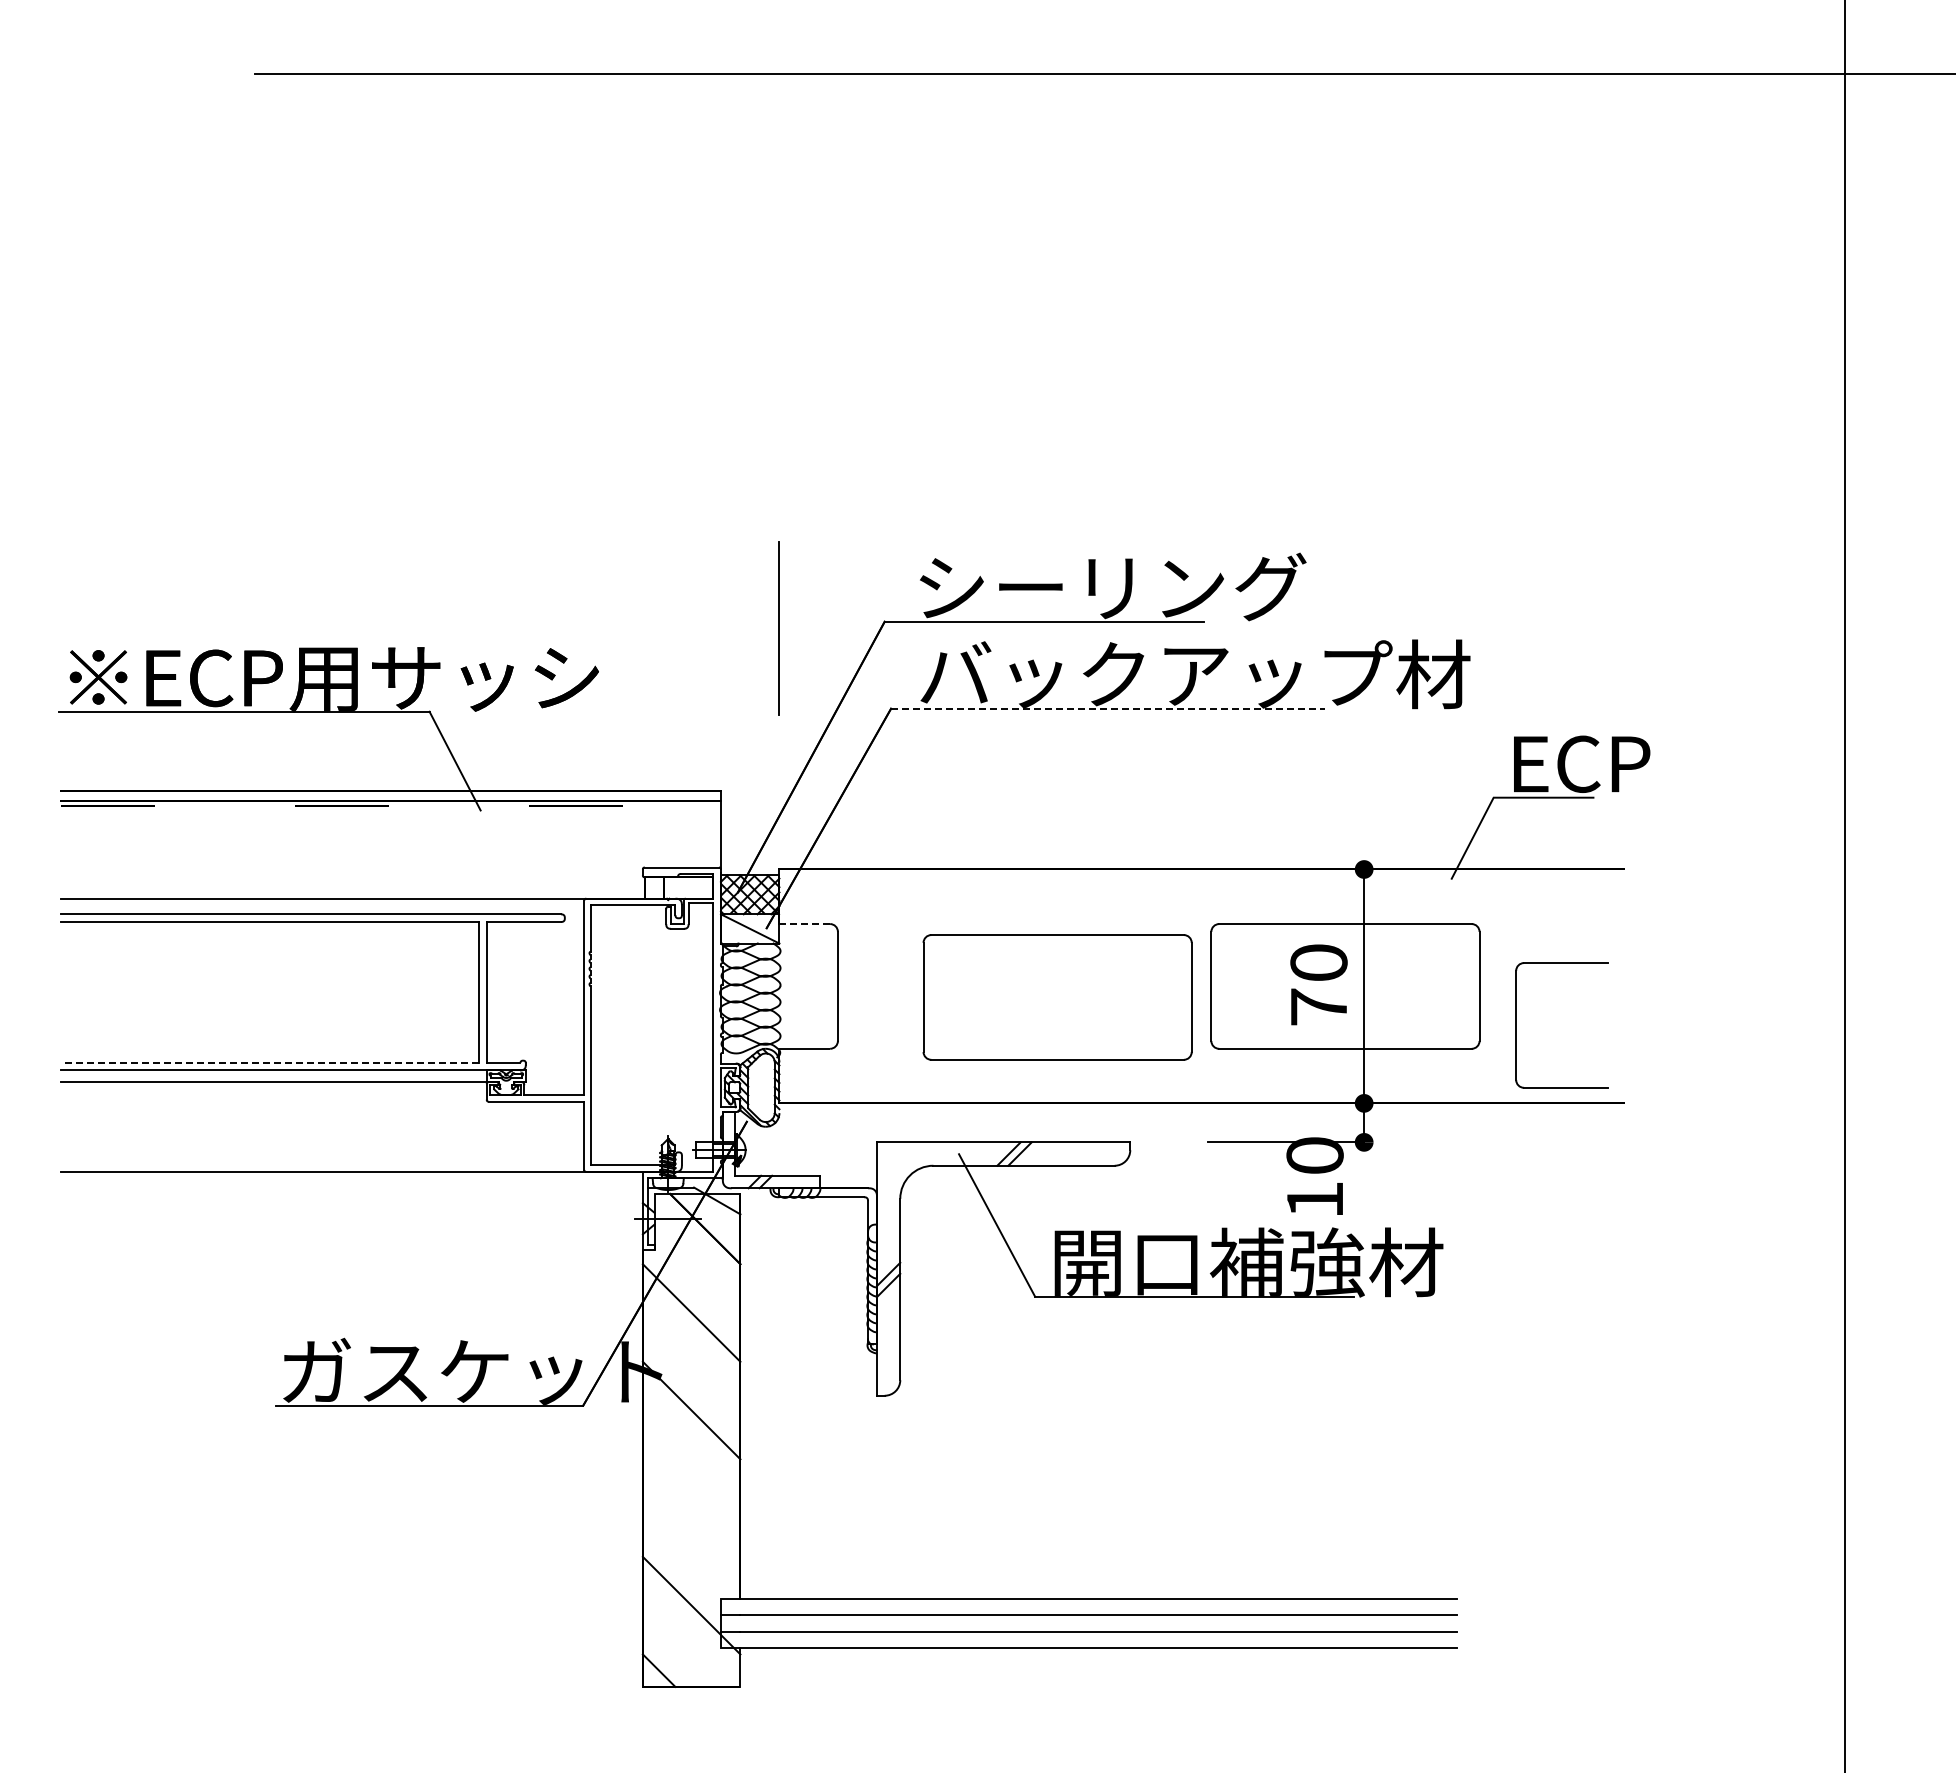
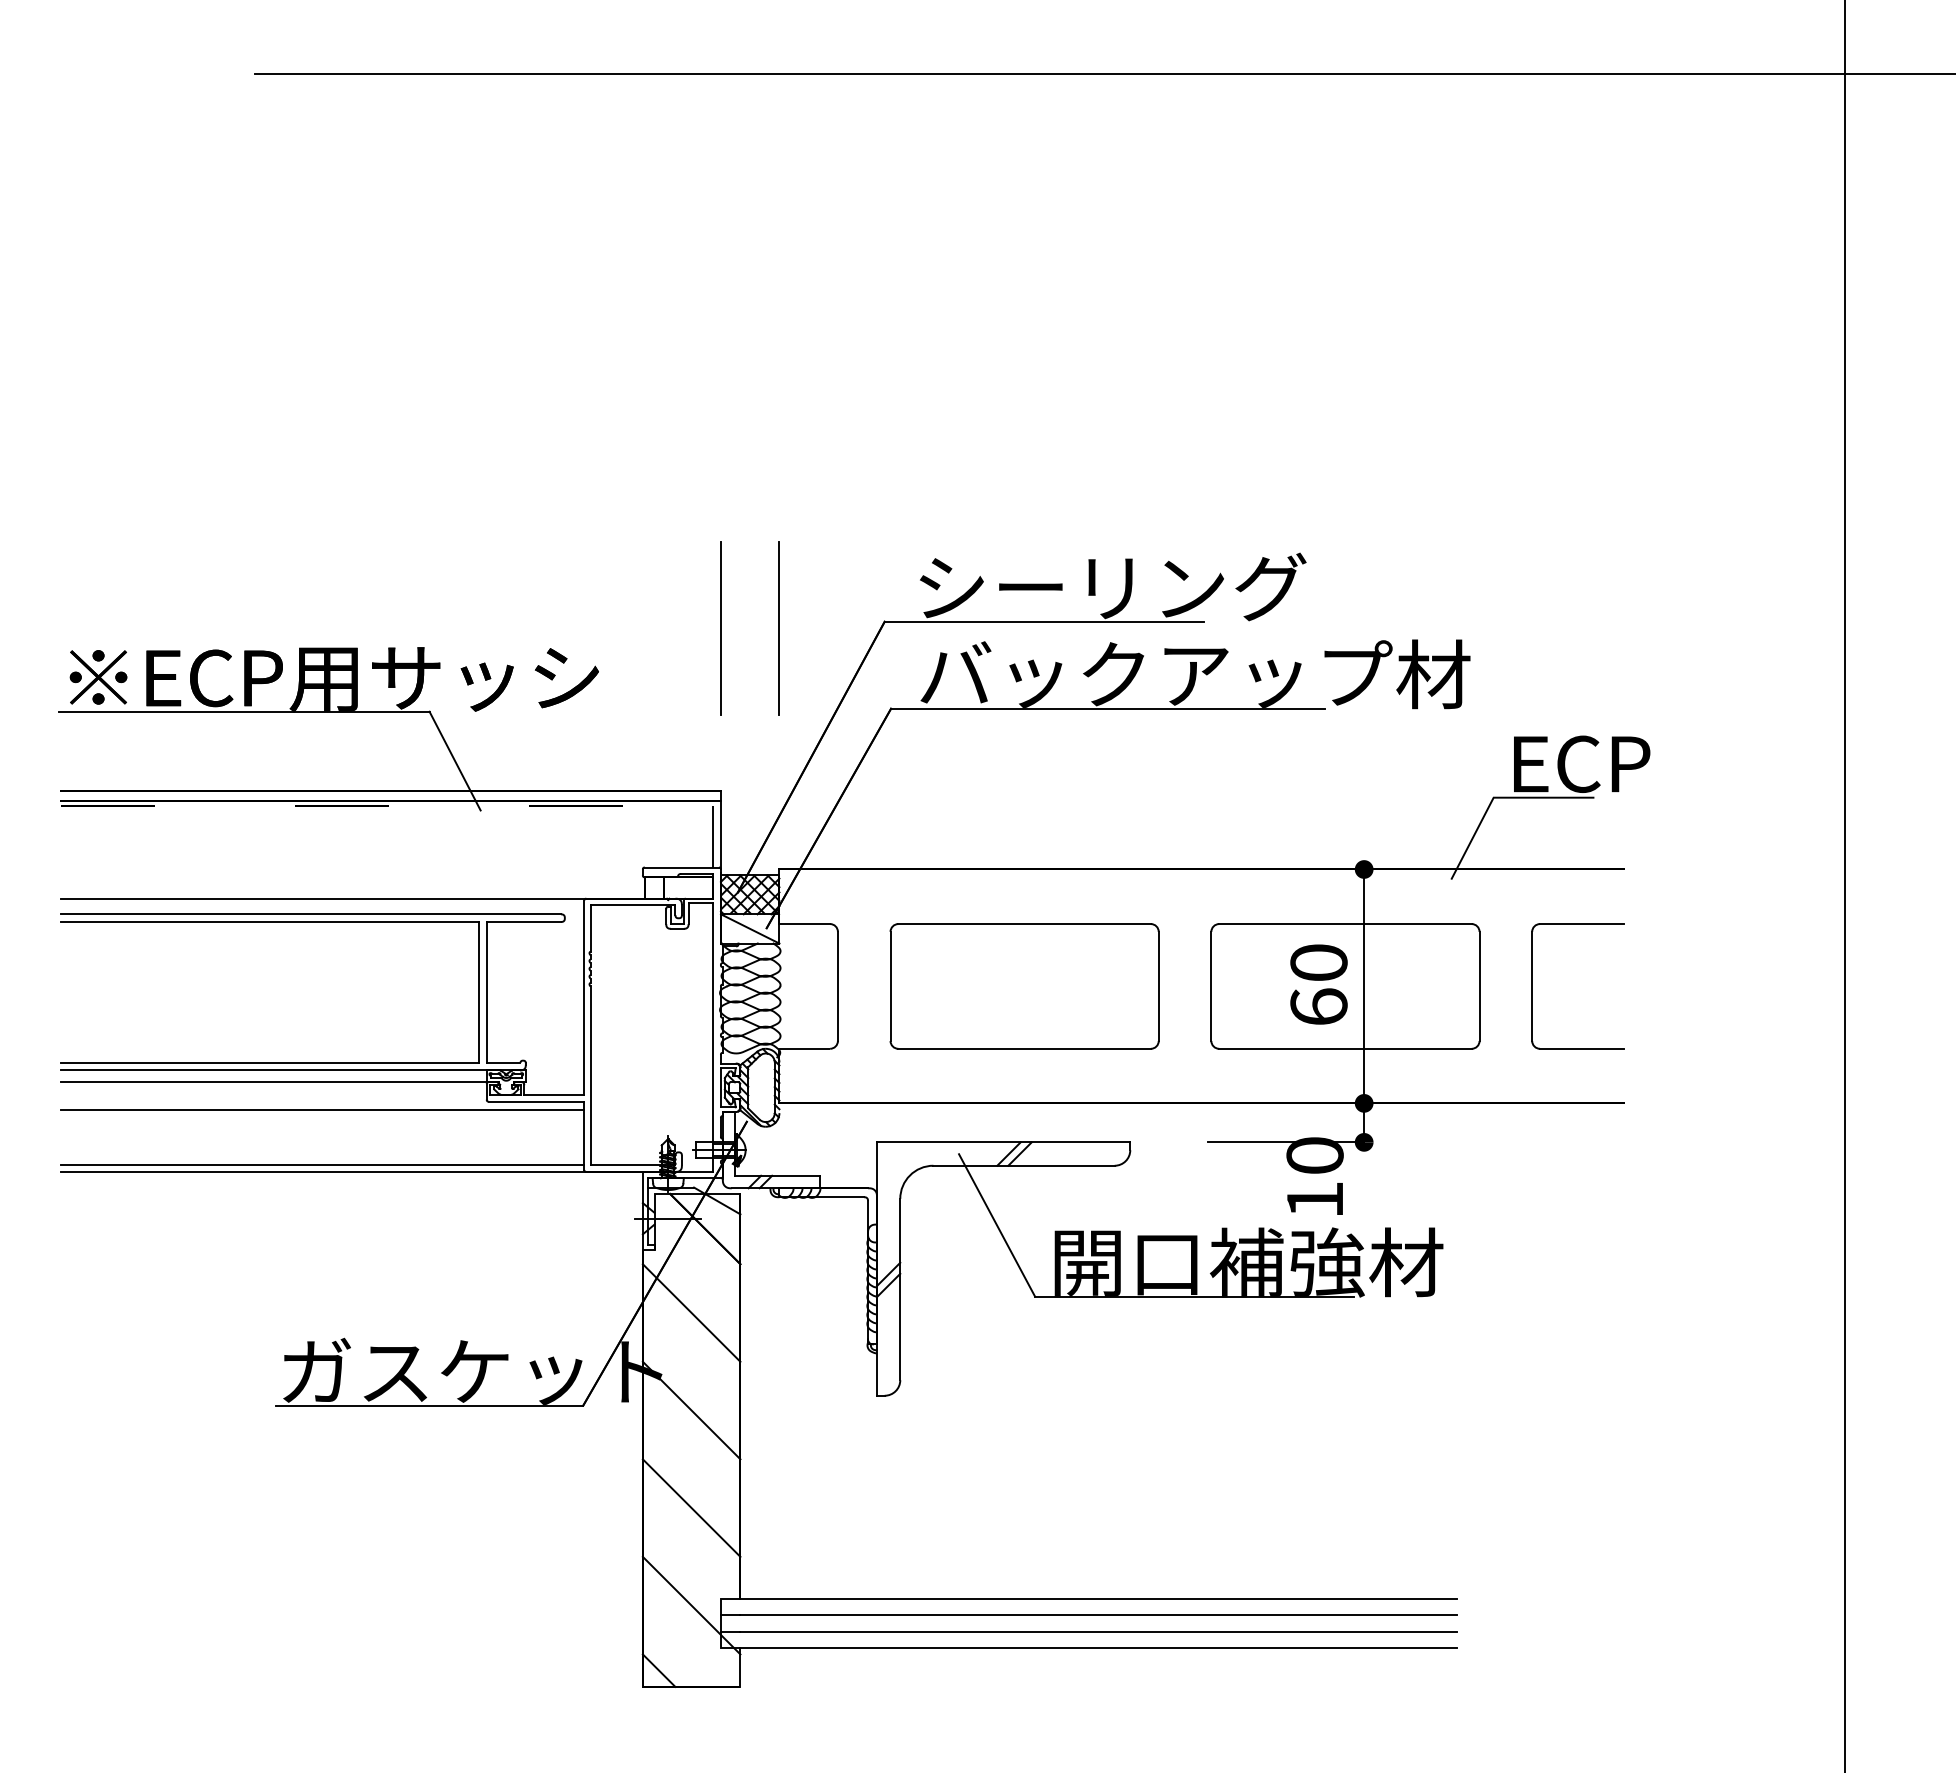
line: none -> present (720, 628)
line: dashed -> solid (1107, 708)
line: none -> present (713, 836)
line: dashed -> solid (804, 924)
part position: (1057, 997) -> (1024, 986) (1024, 986)
text: 70 -> 60 (1318, 1006)
part position: (1516, 1025) -> (1532, 986) (1532, 986)
line: dashed -> solid (270, 1062)
line: none -> present (322, 1110)
line: none -> present (322, 1164)
line: none -> present (691, 1507)
